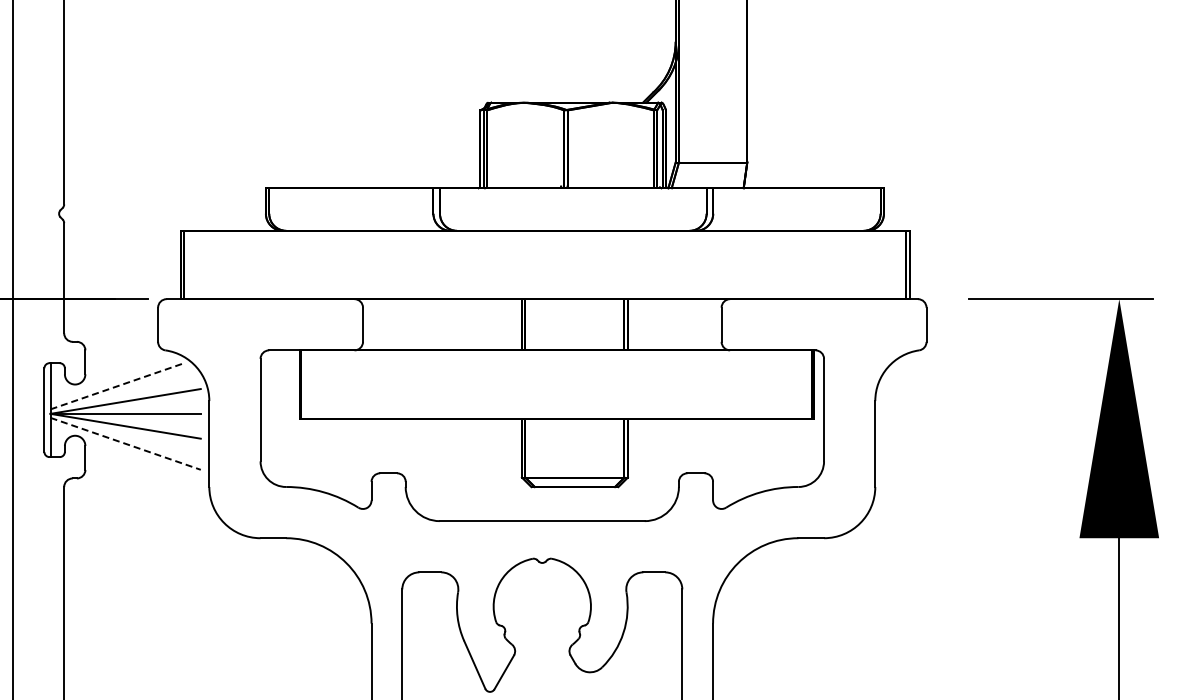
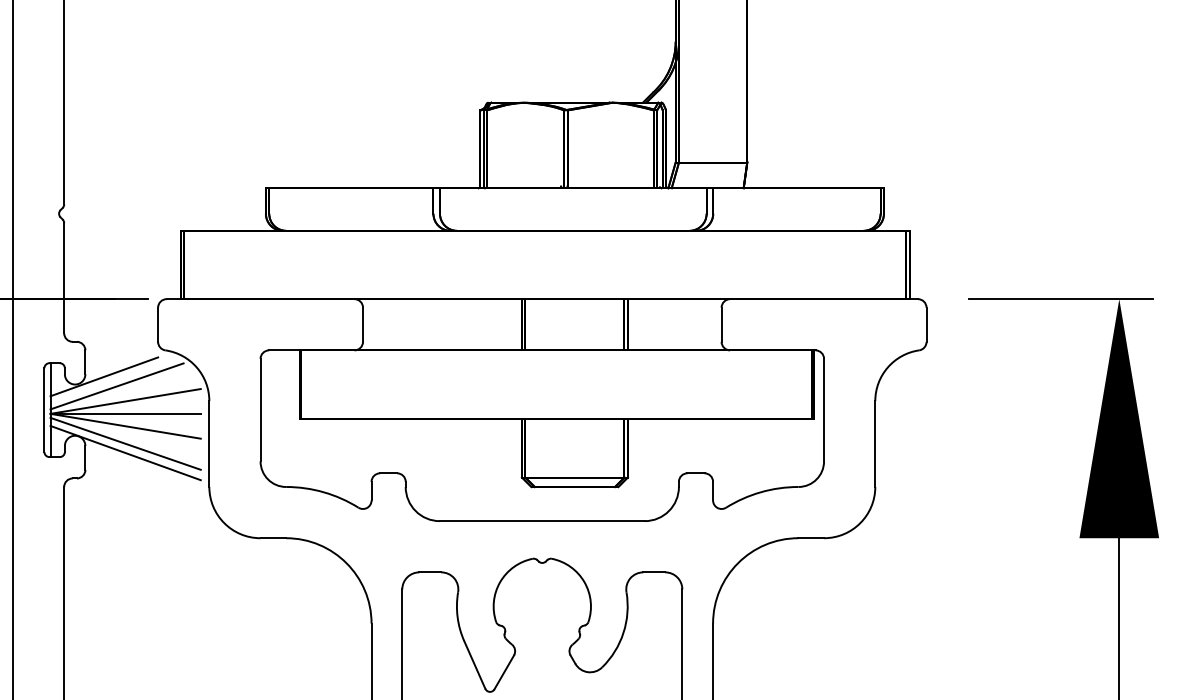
line: none -> present (104, 376)
line: dashed -> solid (117, 386)
line: dashed -> solid (126, 444)
line: none -> present (125, 452)
